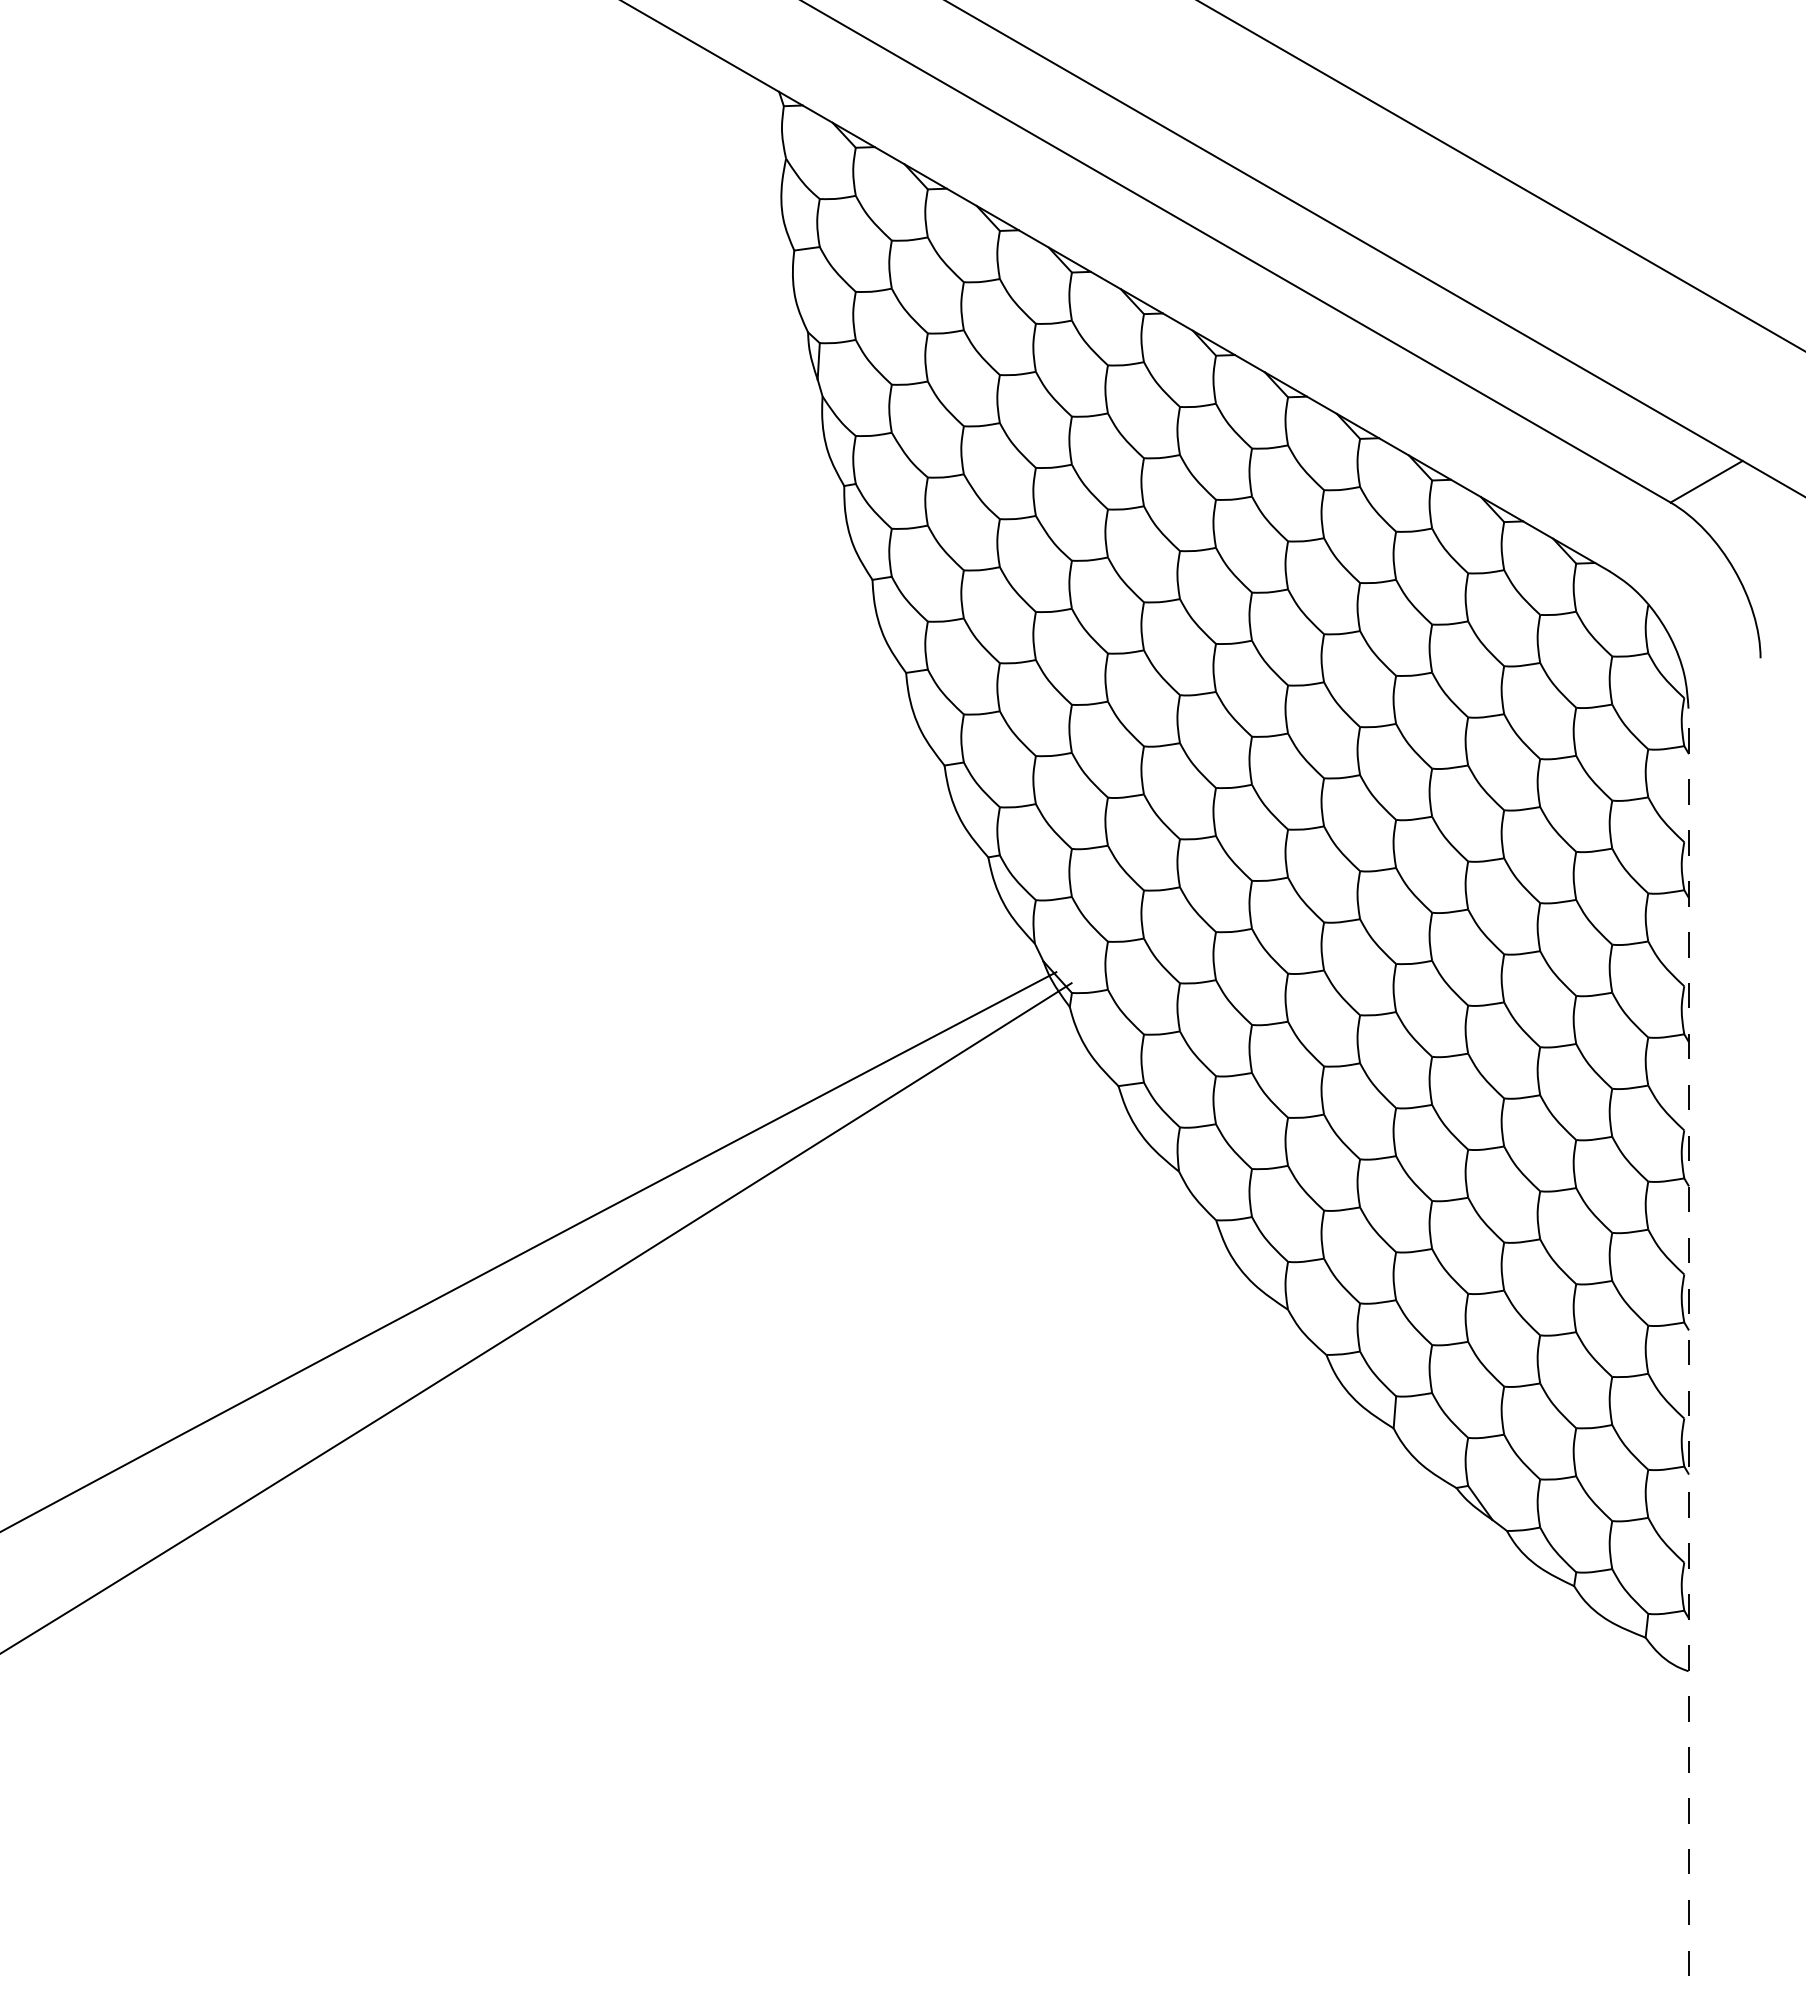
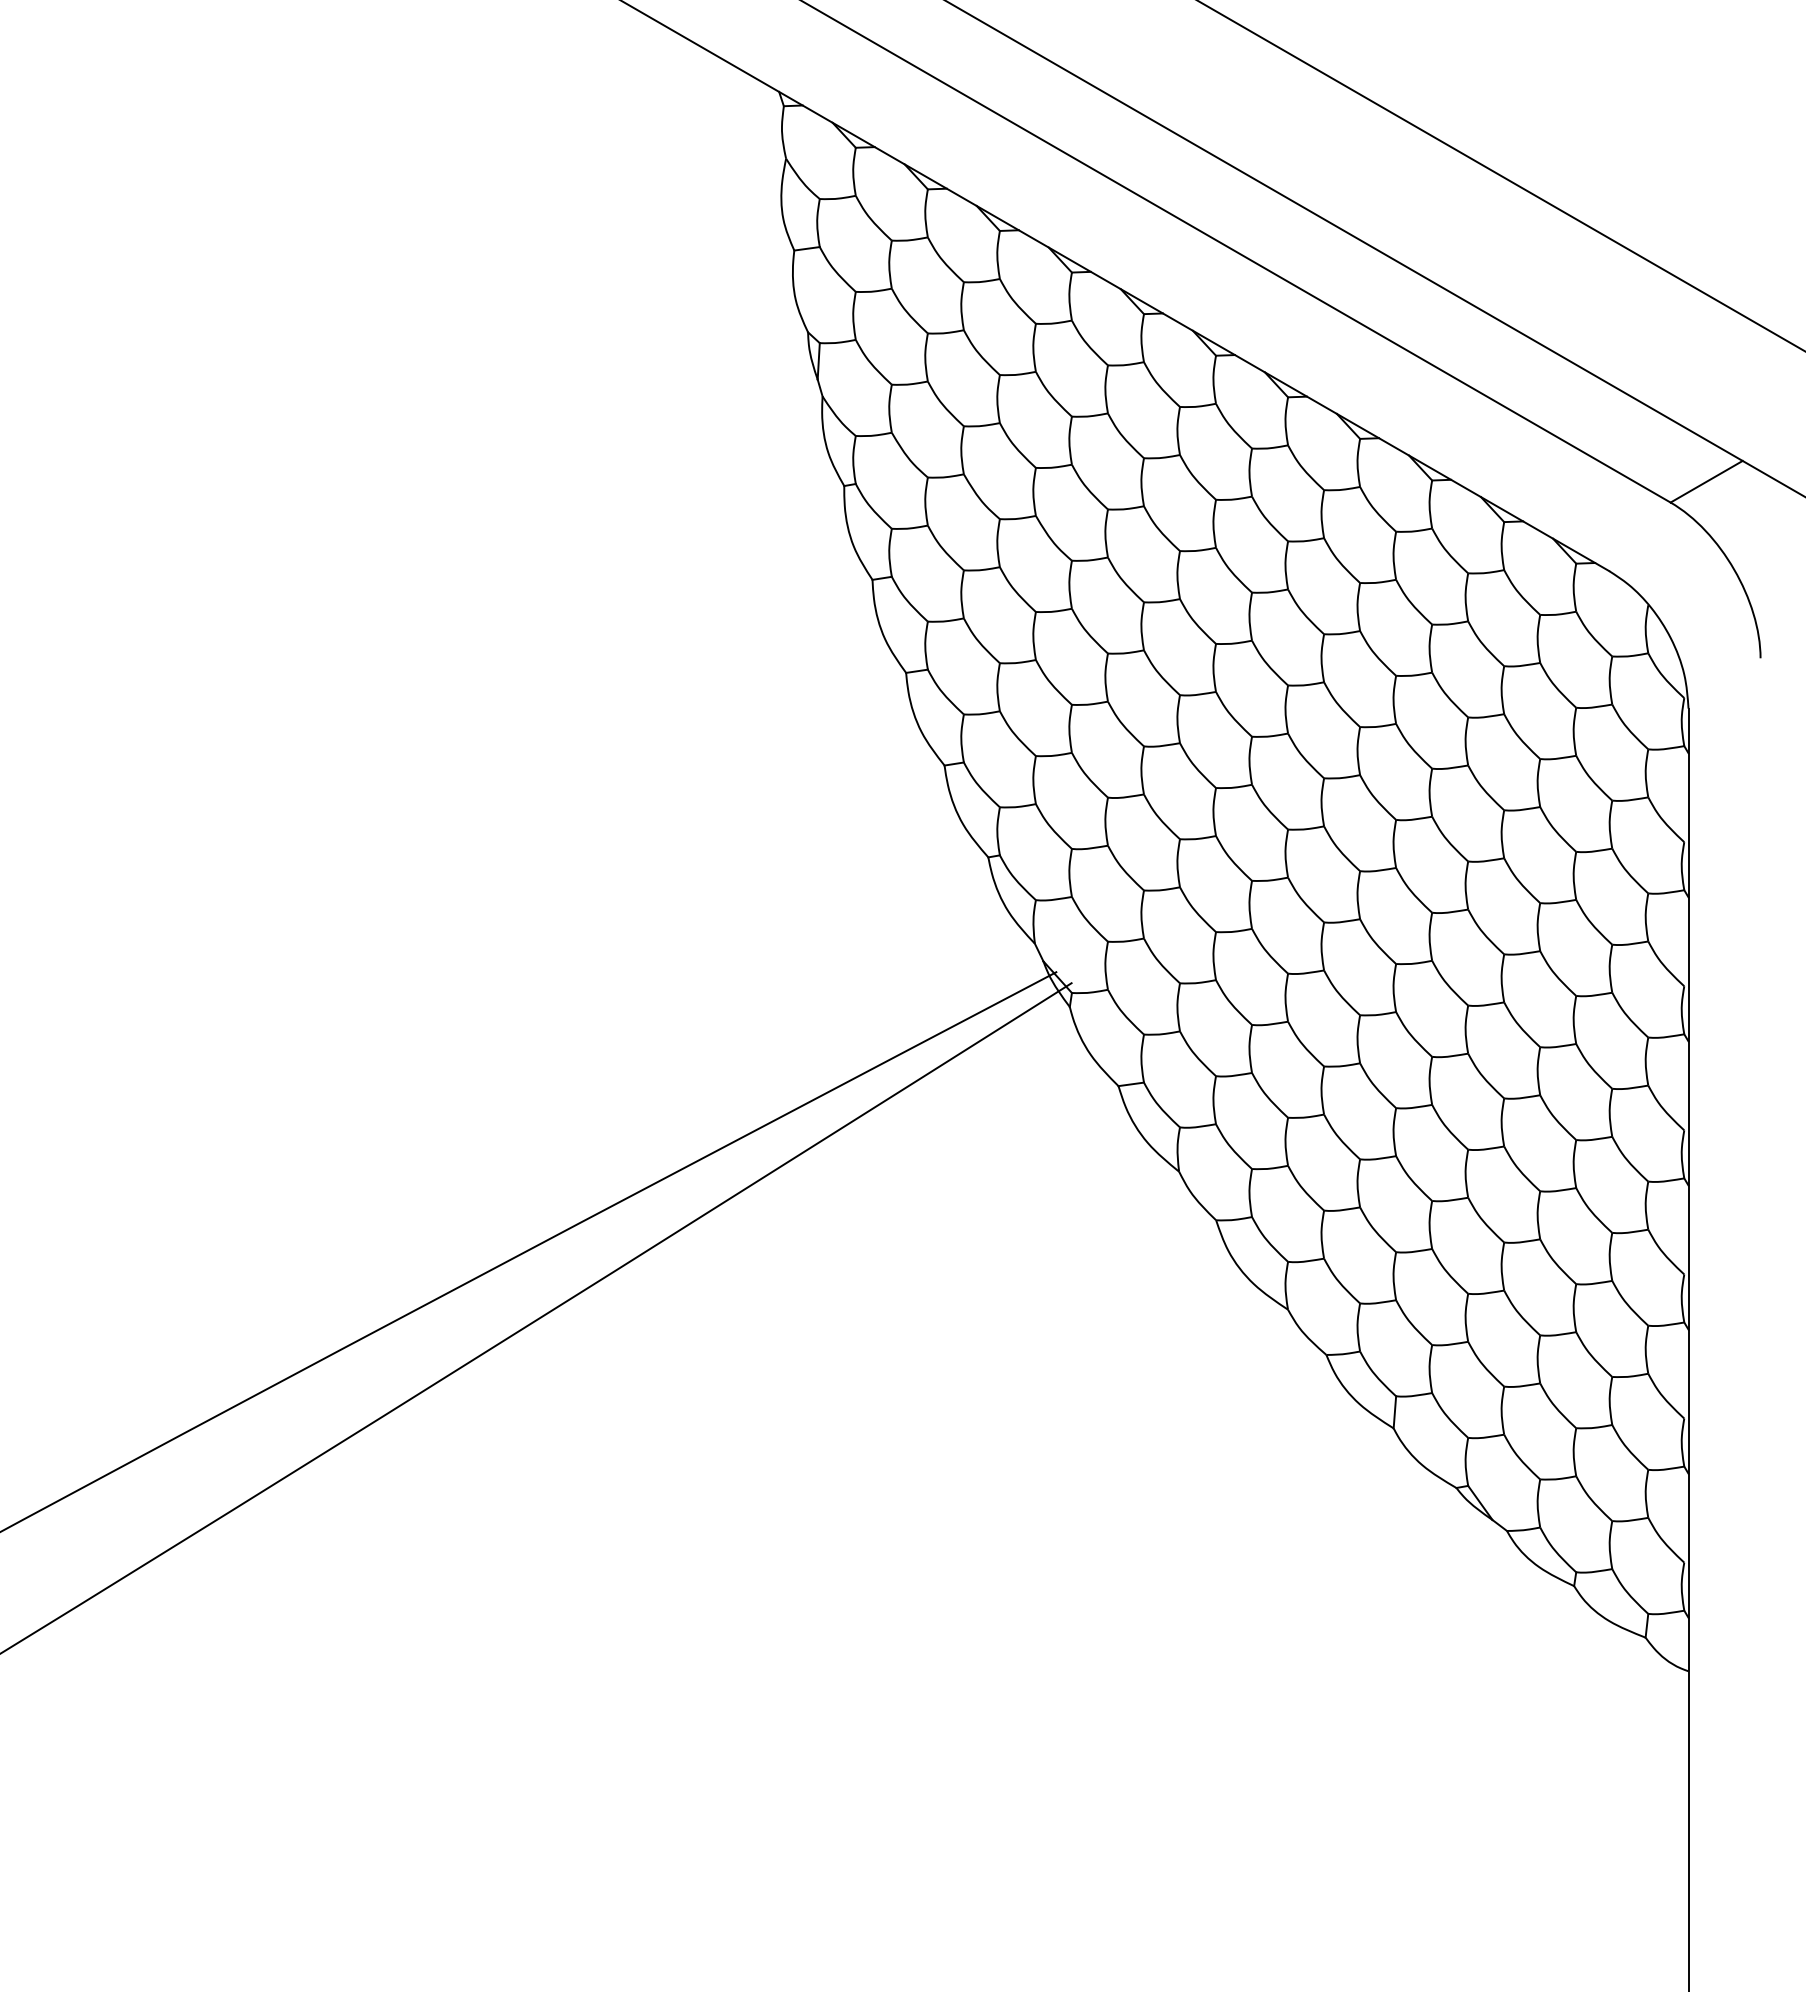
line: dashed -> solid (1688, 1349)
